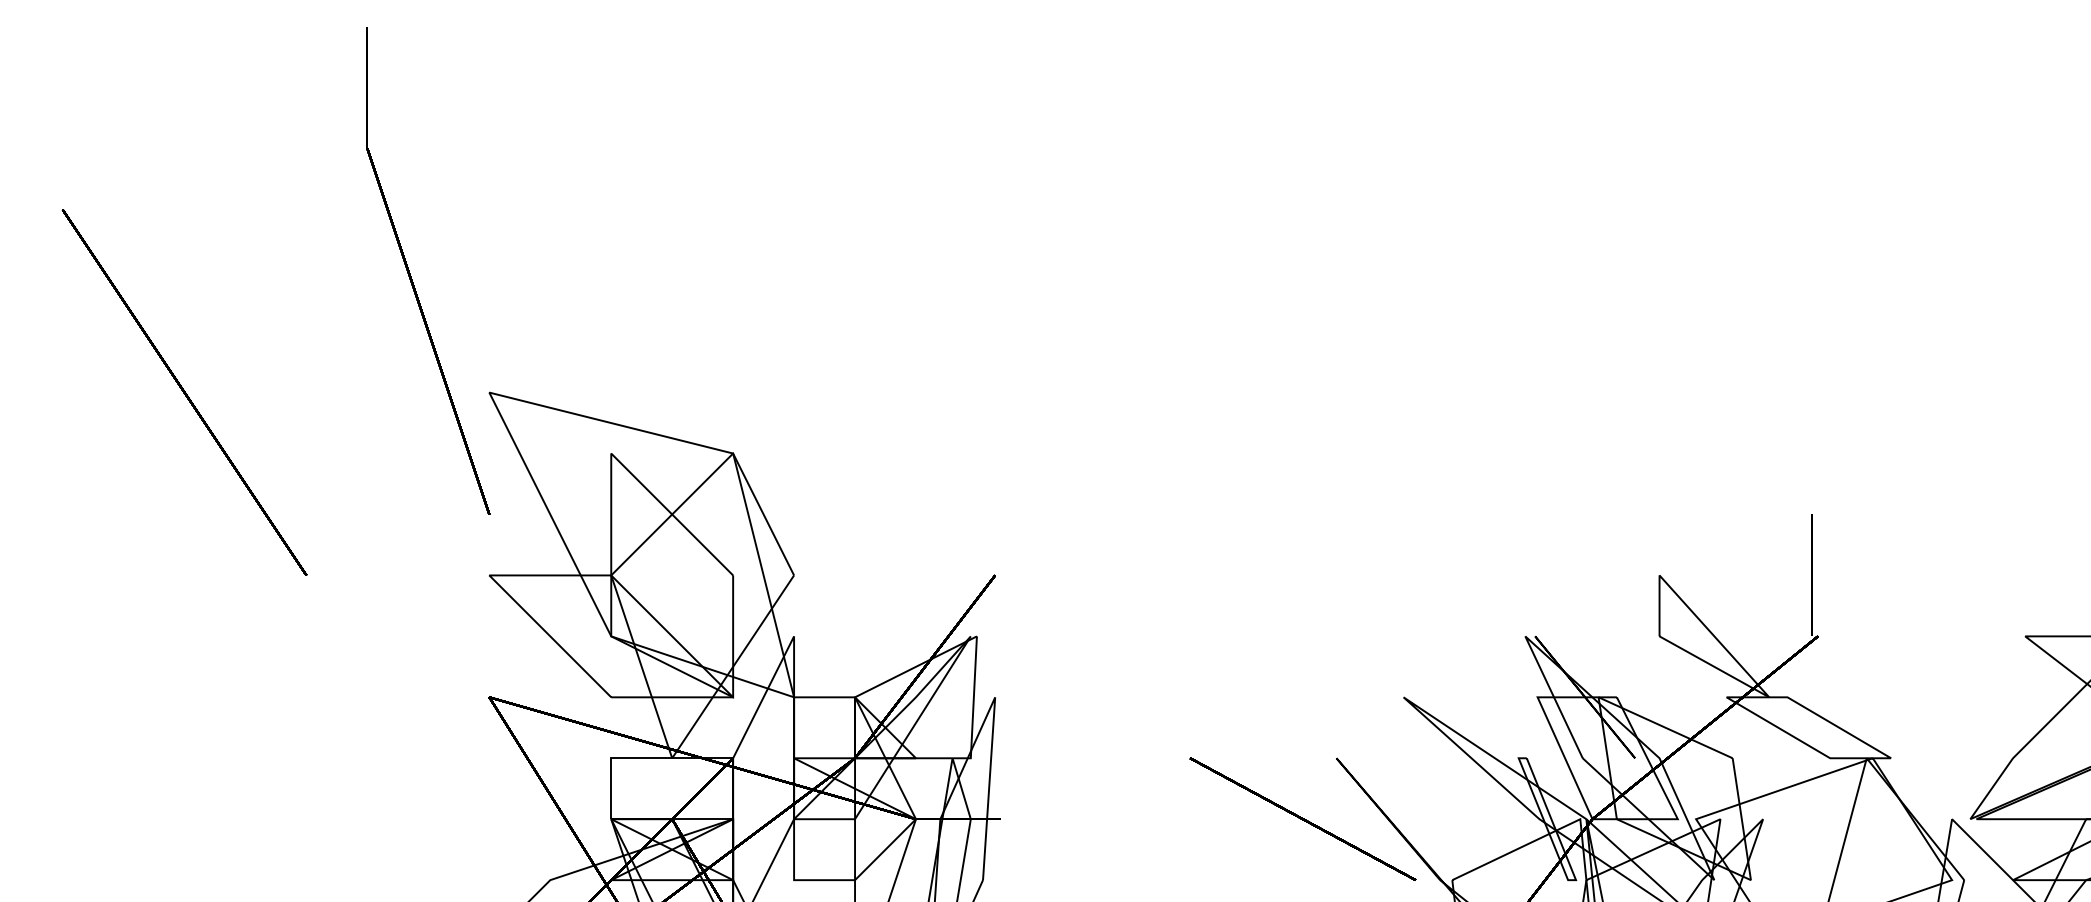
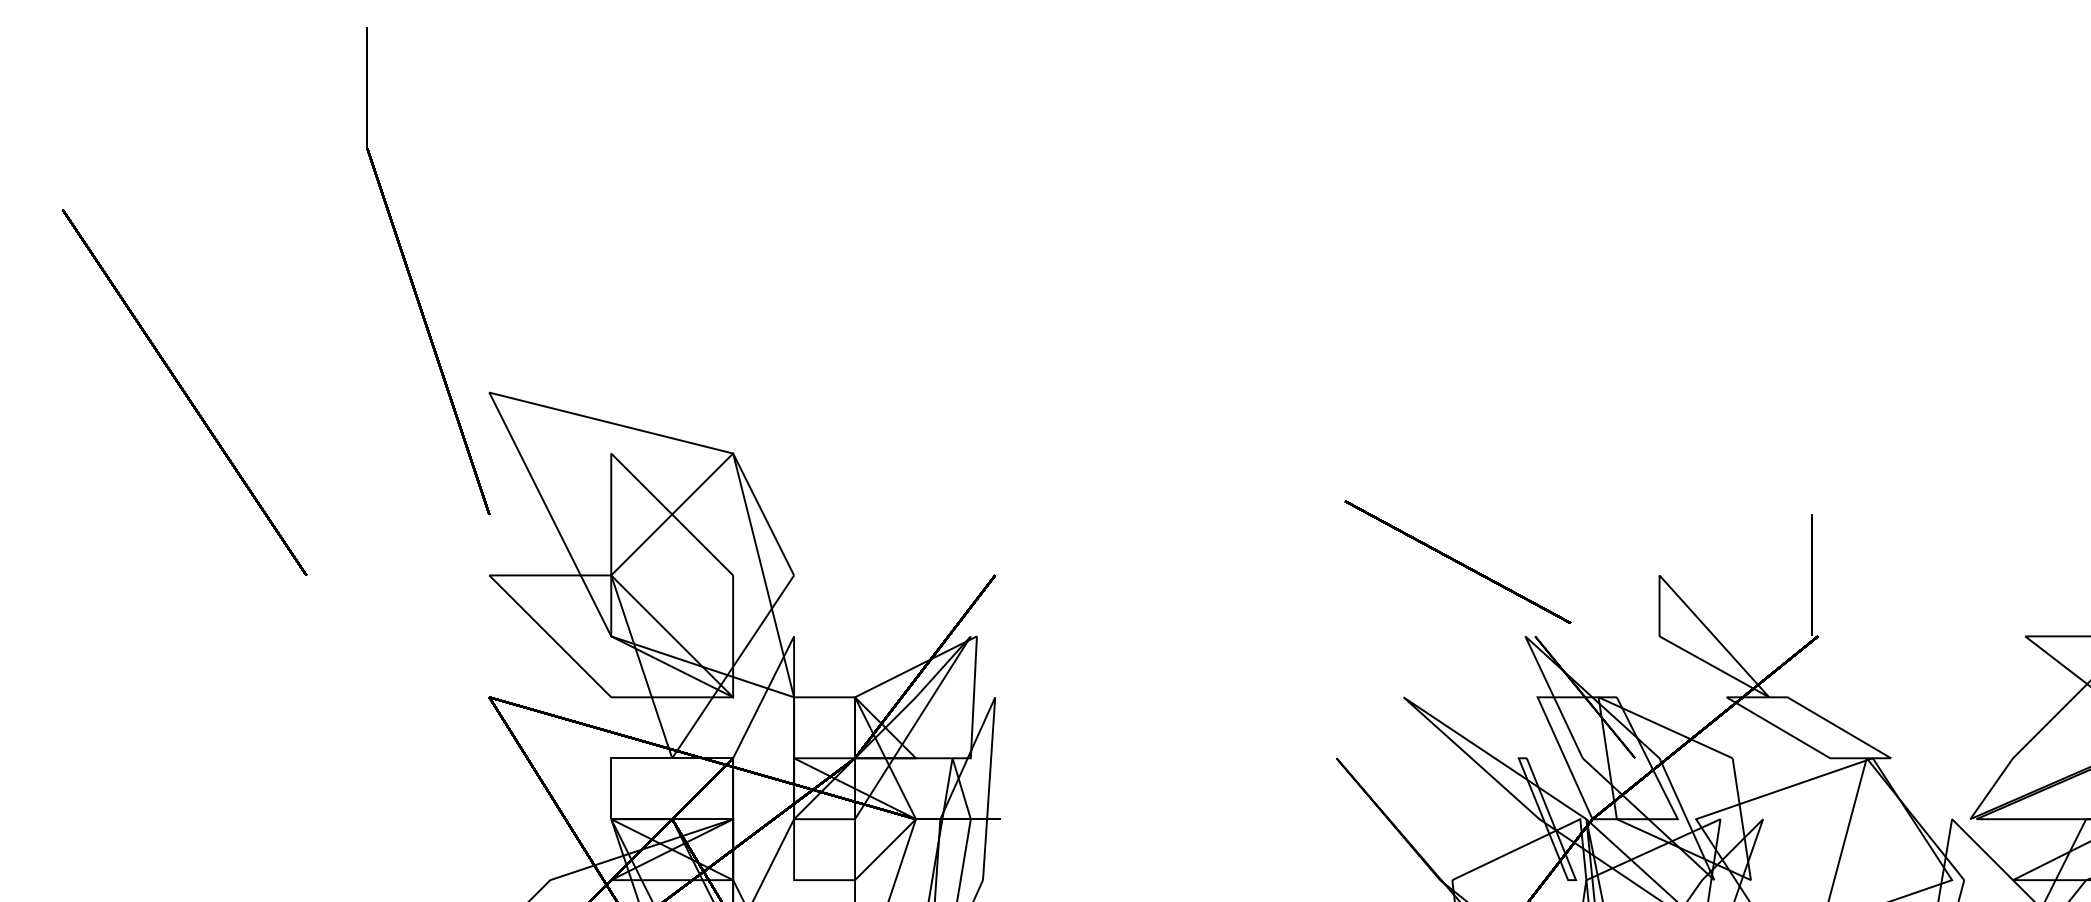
line position: (1302, 818) -> (1457, 561) (1457, 561)
